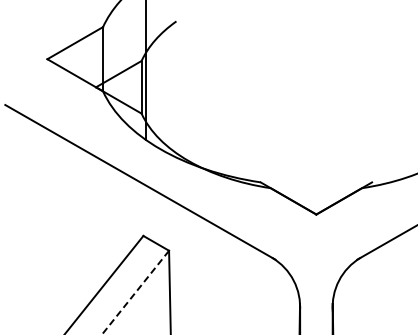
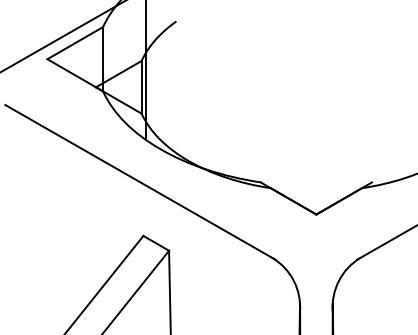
line: none -> present (62, 36)
line: dashed -> solid (135, 292)
